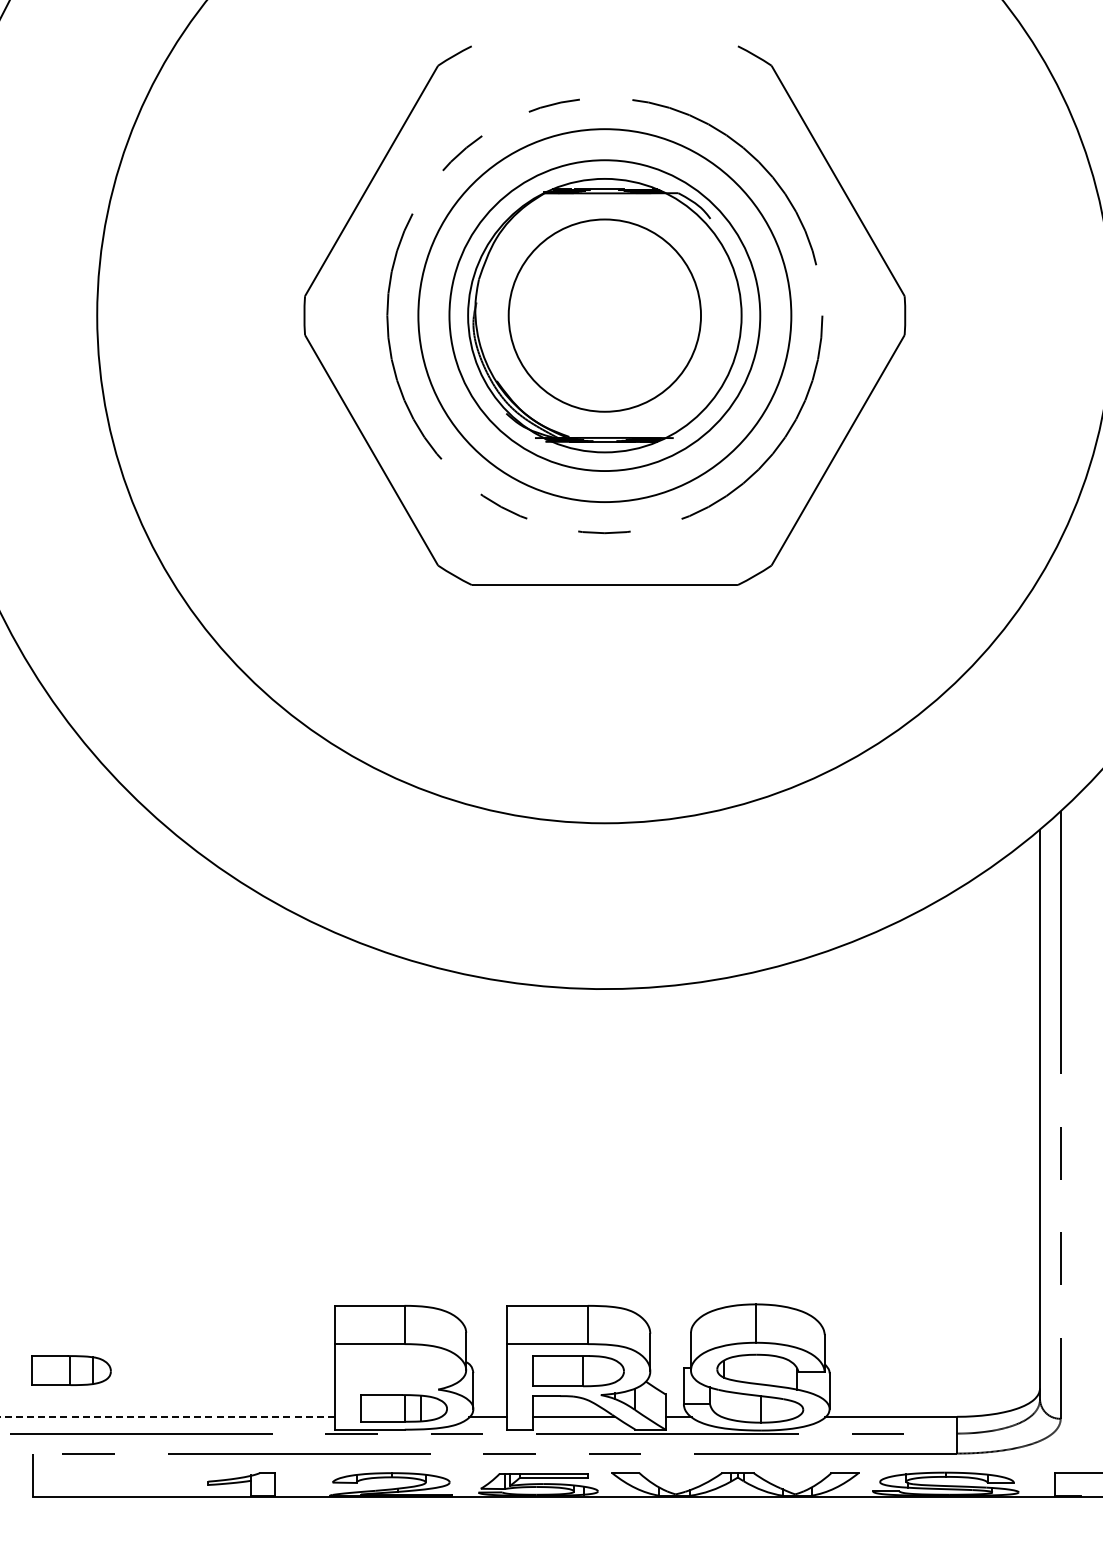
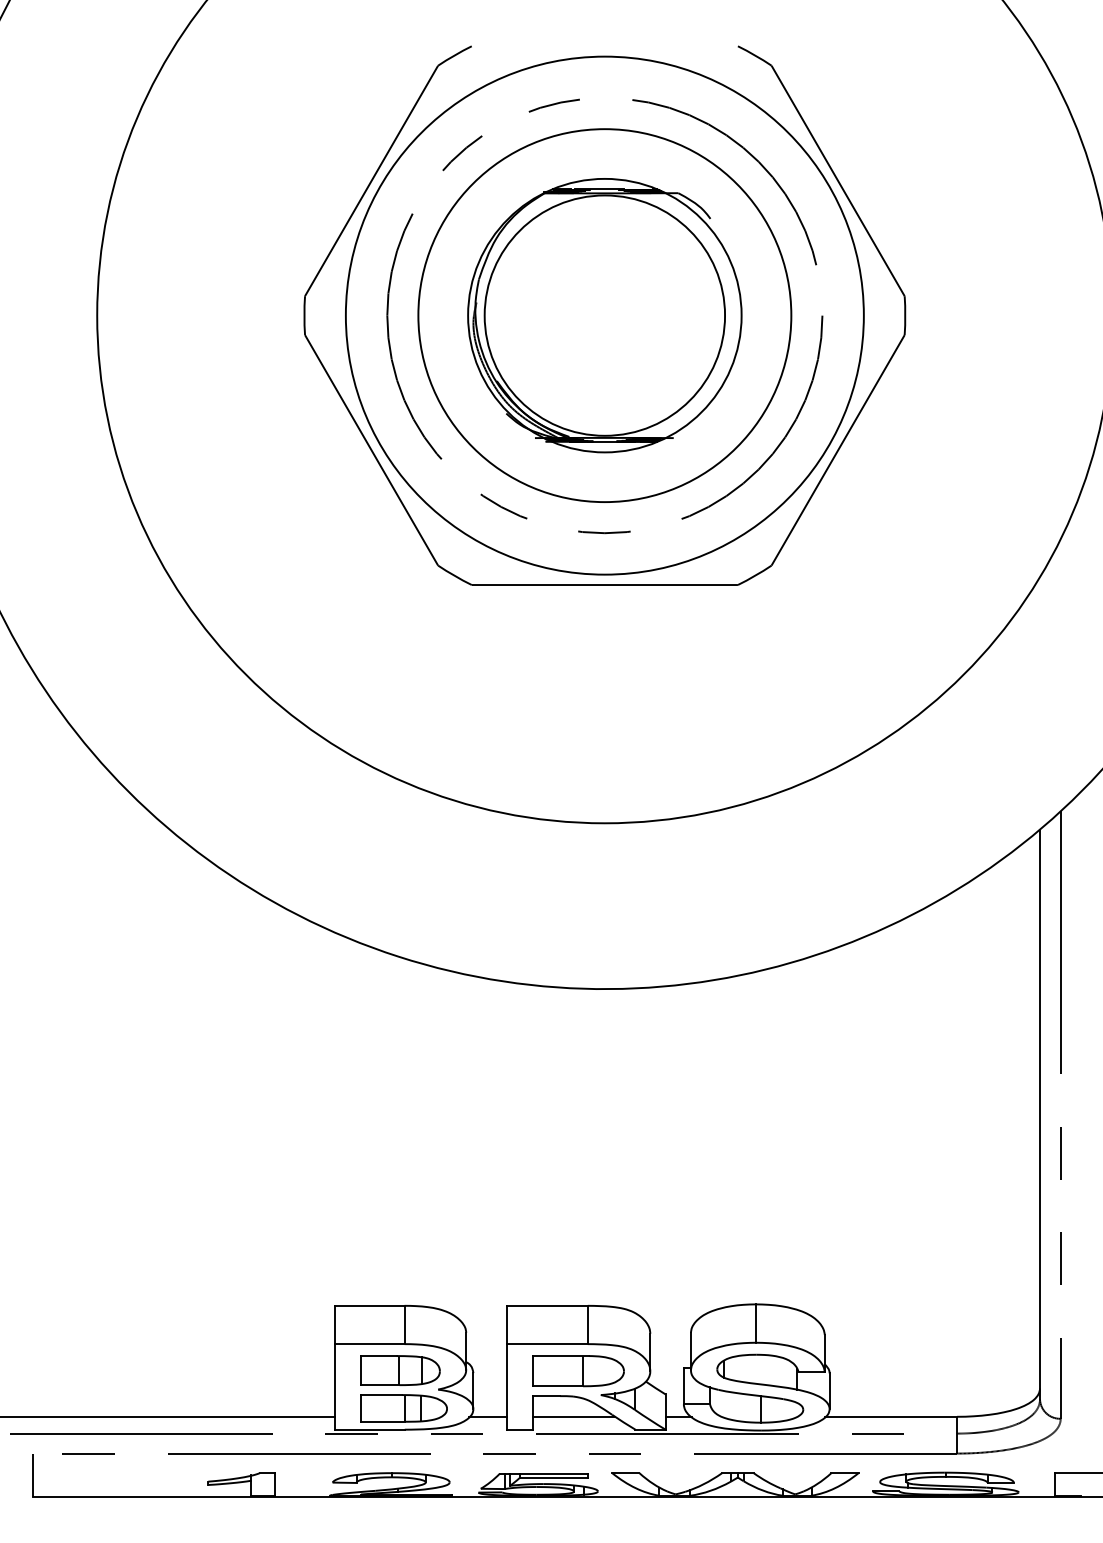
circle diameter: 192 px -> 240 px (604, 315)
circle diameter: 311 px -> 518 px (604, 315)
part position: (71, 1370) -> (400, 1370) (400, 1370)
line: dashed -> solid (168, 1416)
